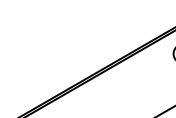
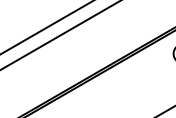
line: none -> present (46, 27)
line: none -> present (59, 35)
